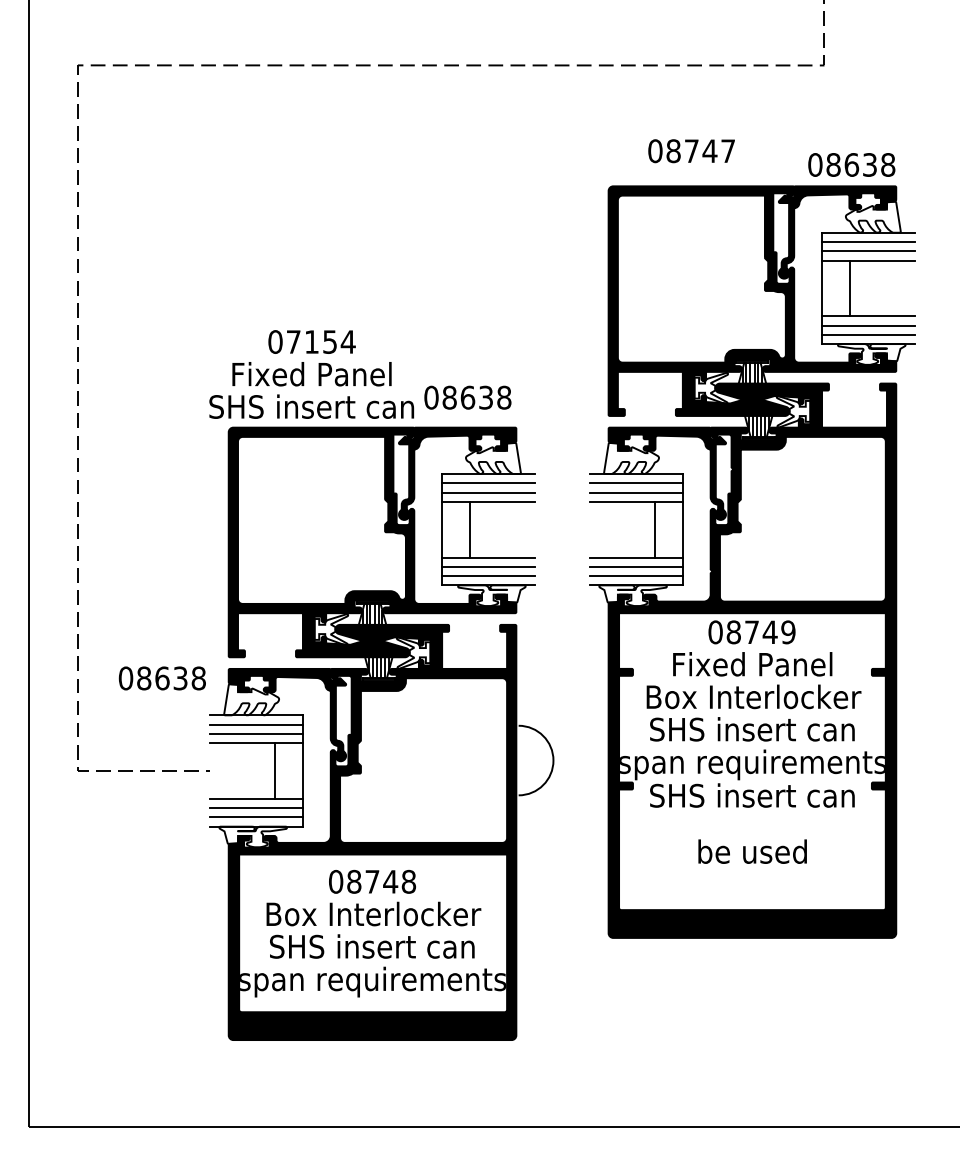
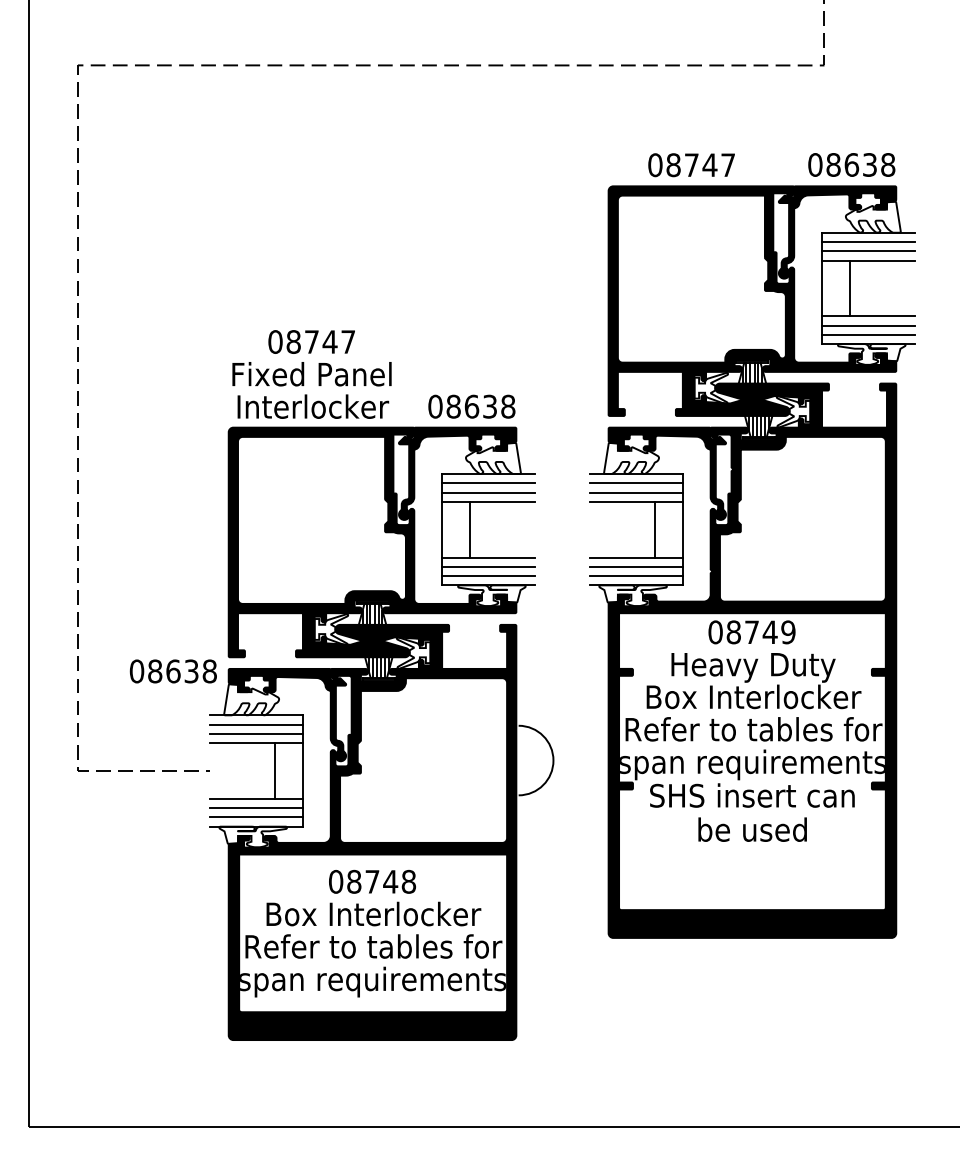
text position: (691, 151) -> (691, 165) (691, 165)
text: 07154 -> 08747 (320, 341)
text position: (467, 397) -> (471, 406) (471, 406)
text: SHS insert can -> Interlocker (311, 406)
text: Fixed Panel -> Heavy Duty (753, 667)
text position: (161, 678) -> (172, 671) (172, 671)
text: SHS insert can -> Refer to tables for (753, 729)
text position: (752, 851) -> (752, 829) (752, 829)
text: SHS insert can -> Refer to tables for (373, 946)
